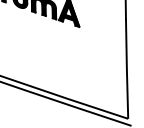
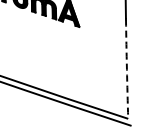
arc: solid -> dashed (126, 69)
